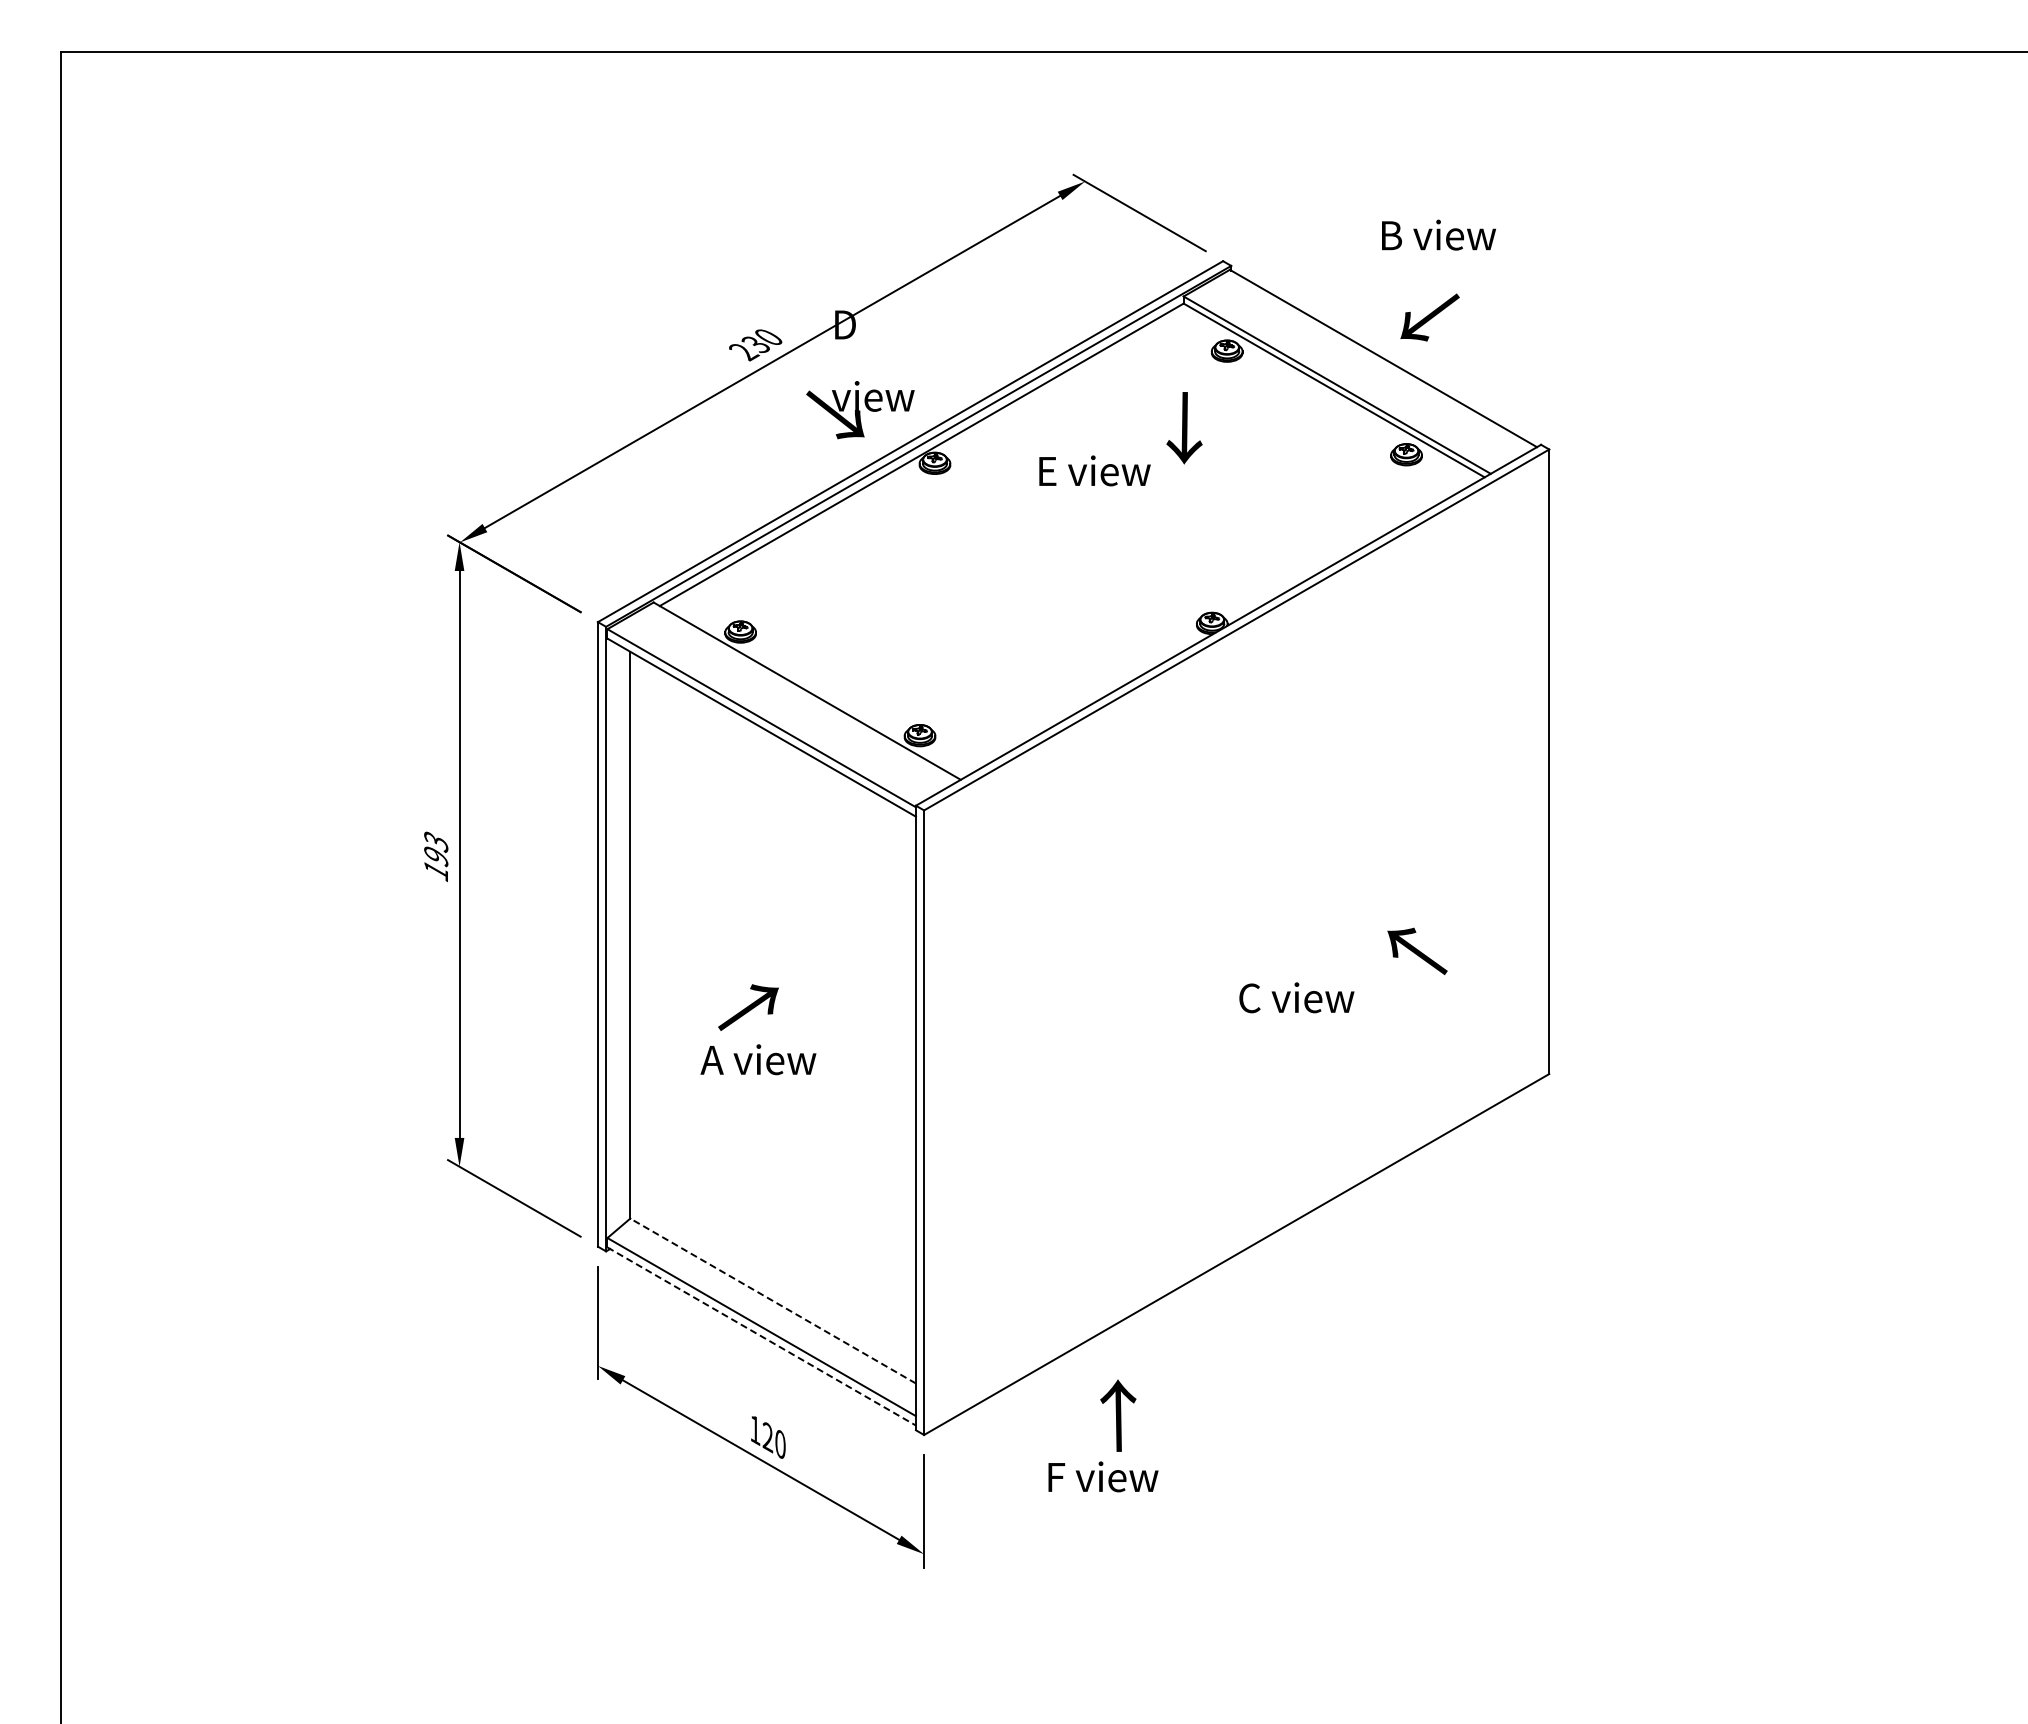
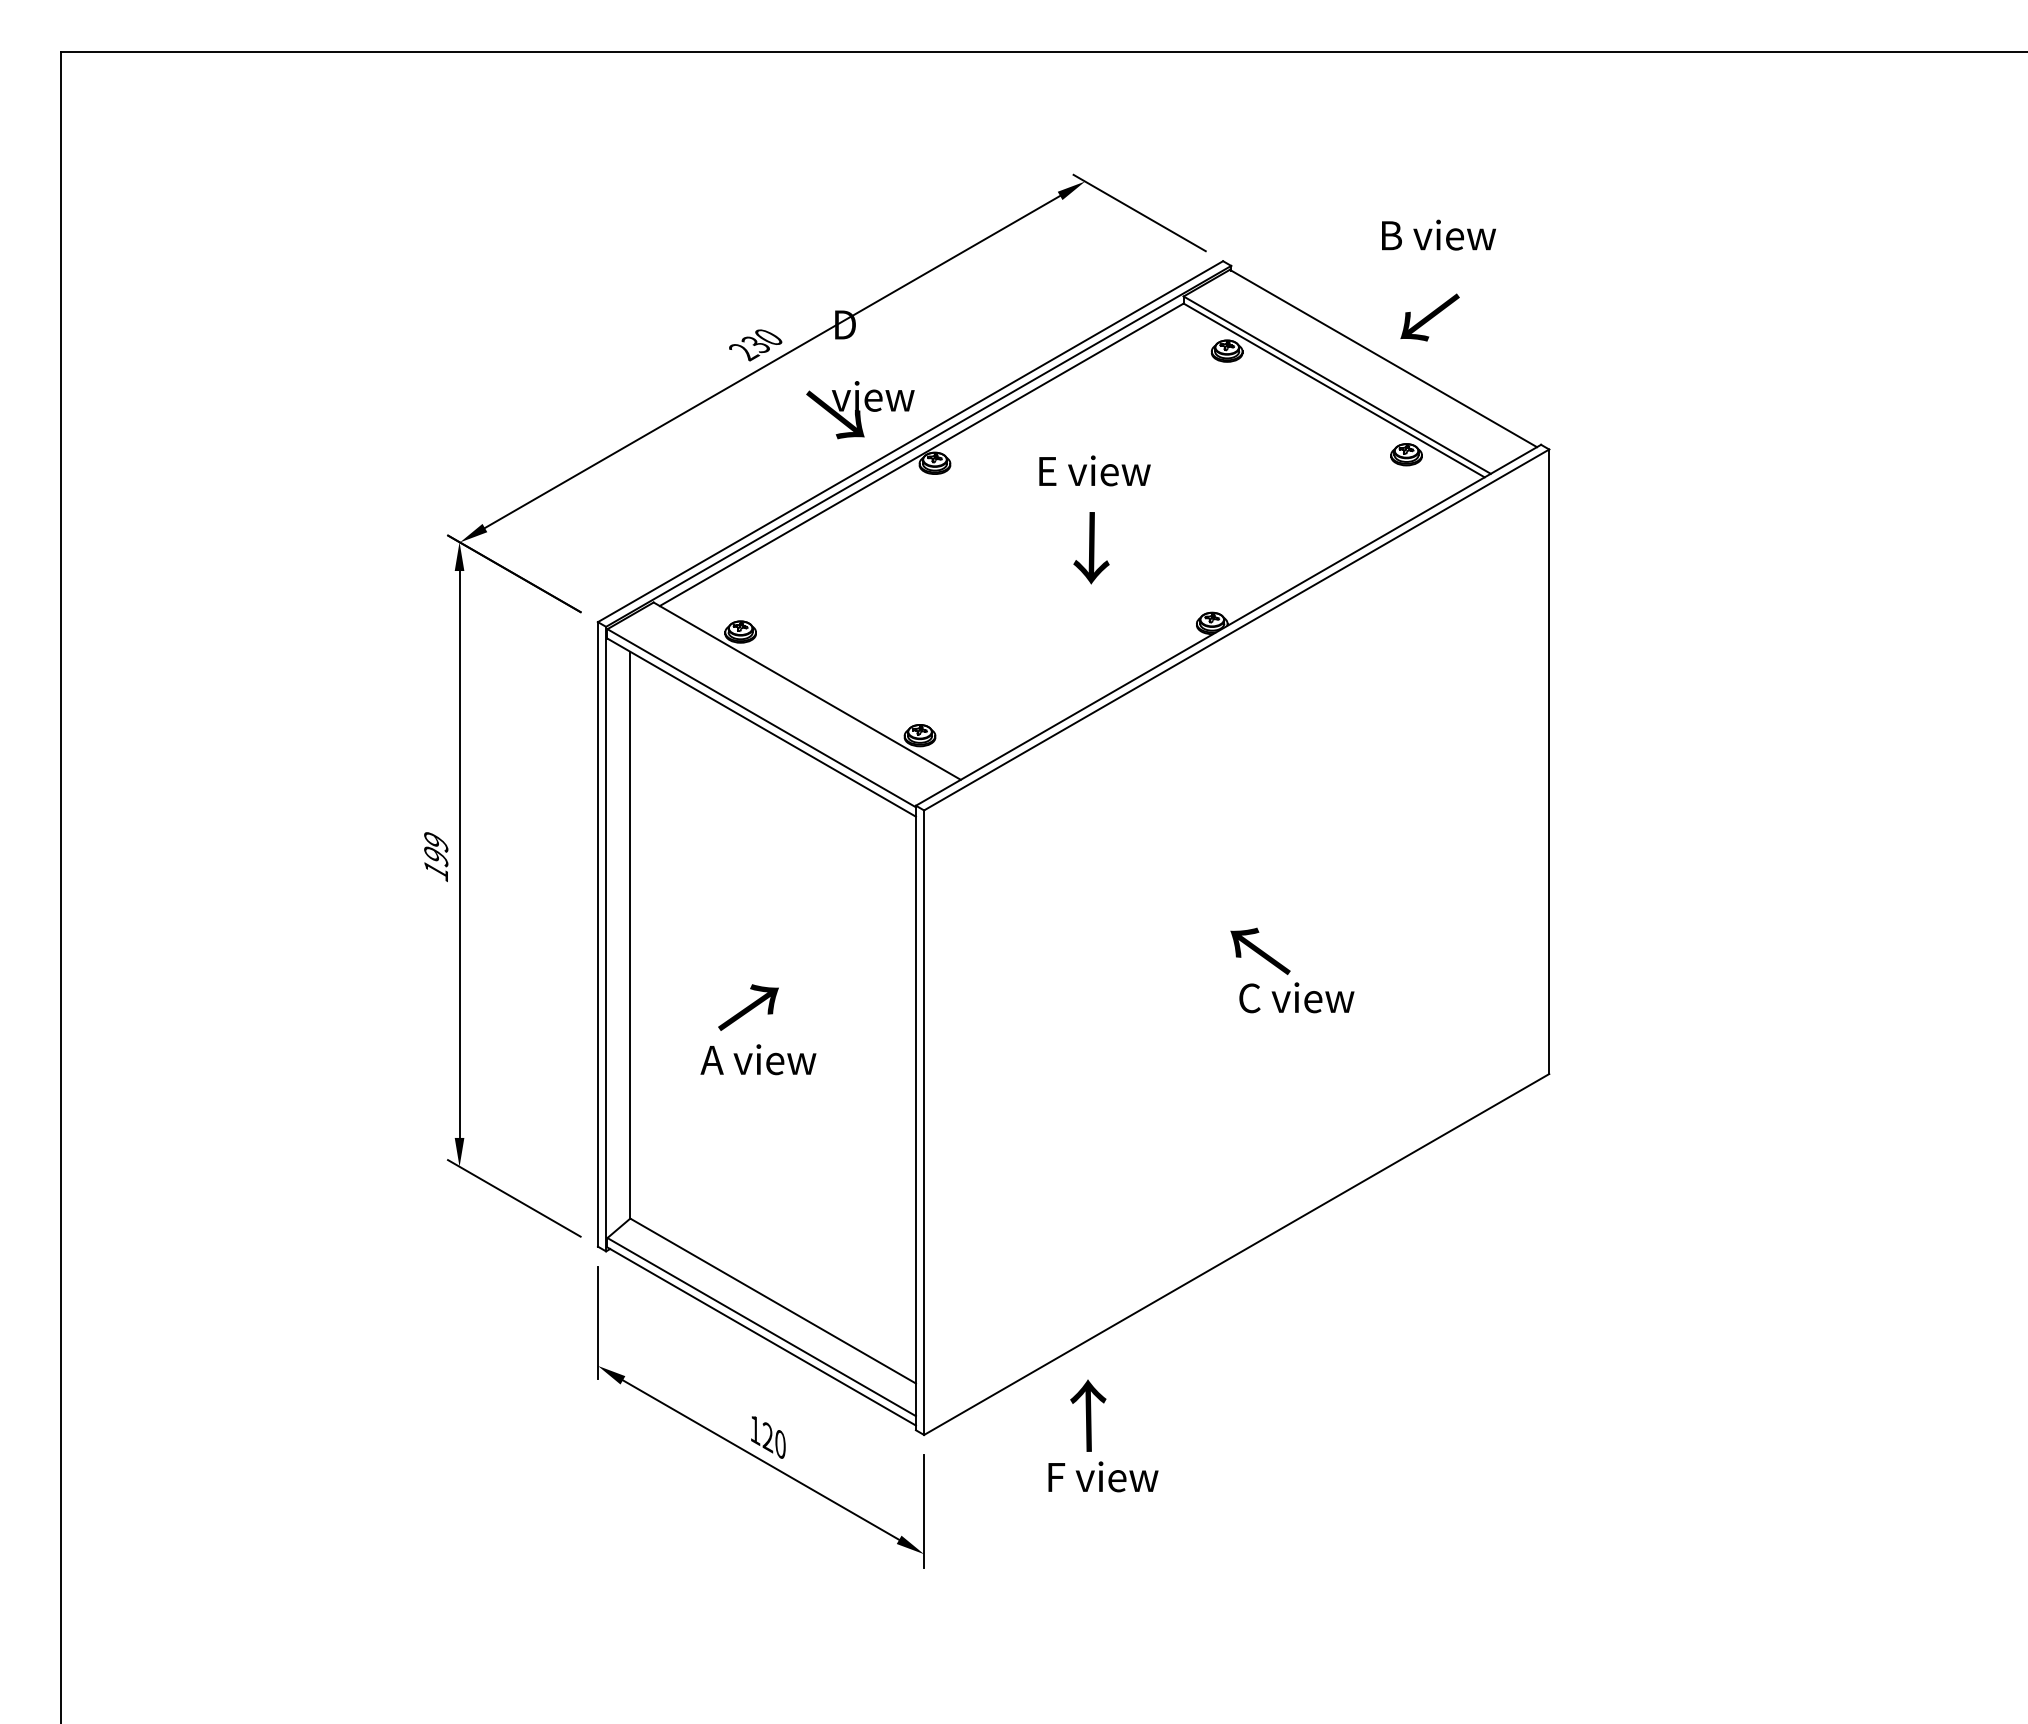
text position: (1184, 428) -> (1091, 548) (1091, 548)
text: 193 -> 199 (436, 842)
text position: (1417, 950) -> (1260, 950) (1260, 950)
line: dashed -> solid (773, 1301)
line: dashed -> solid (762, 1336)
text position: (1118, 1415) -> (1088, 1415) (1088, 1415)
